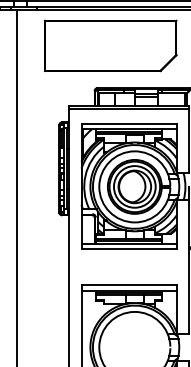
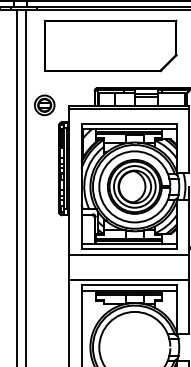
part: none -> present (44, 105)
line: none -> present (26, 186)
line: none -> present (127, 254)
line: none -> present (127, 279)
